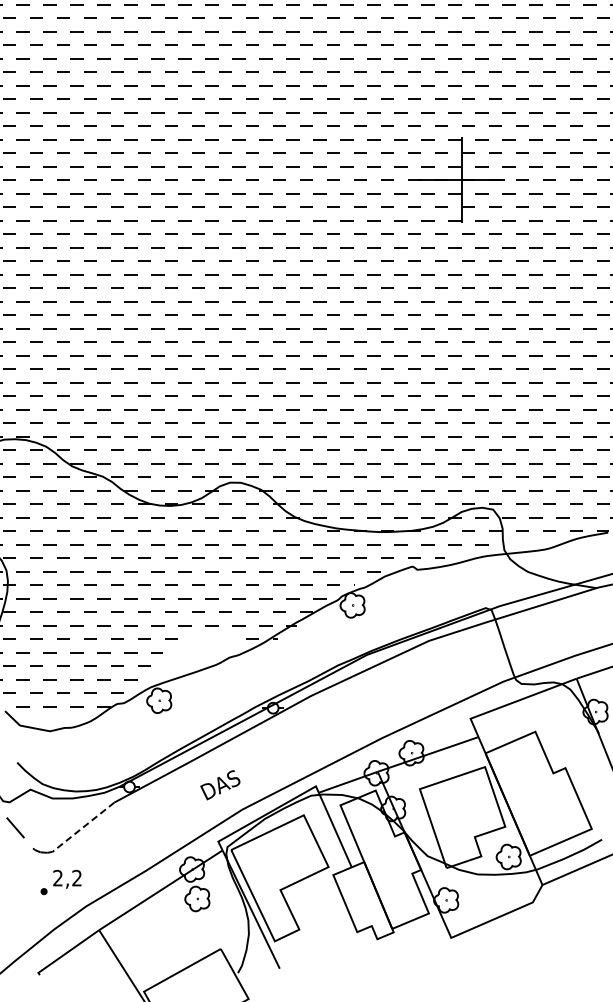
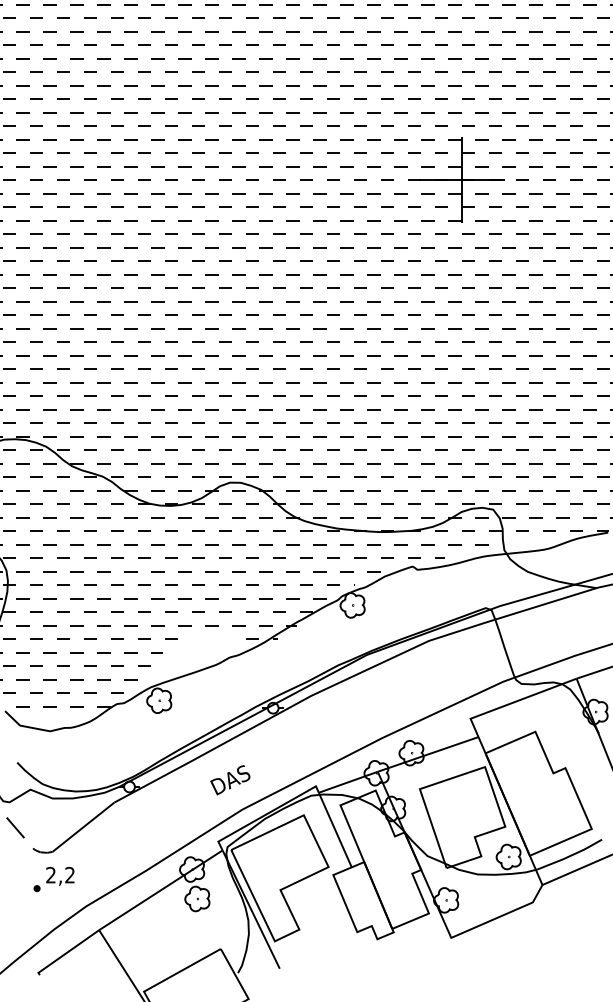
text position: (220, 785) -> (230, 780) (230, 780)
line: dashed -> solid (83, 827)
part position: (60, 882) -> (53, 879) (53, 879)
